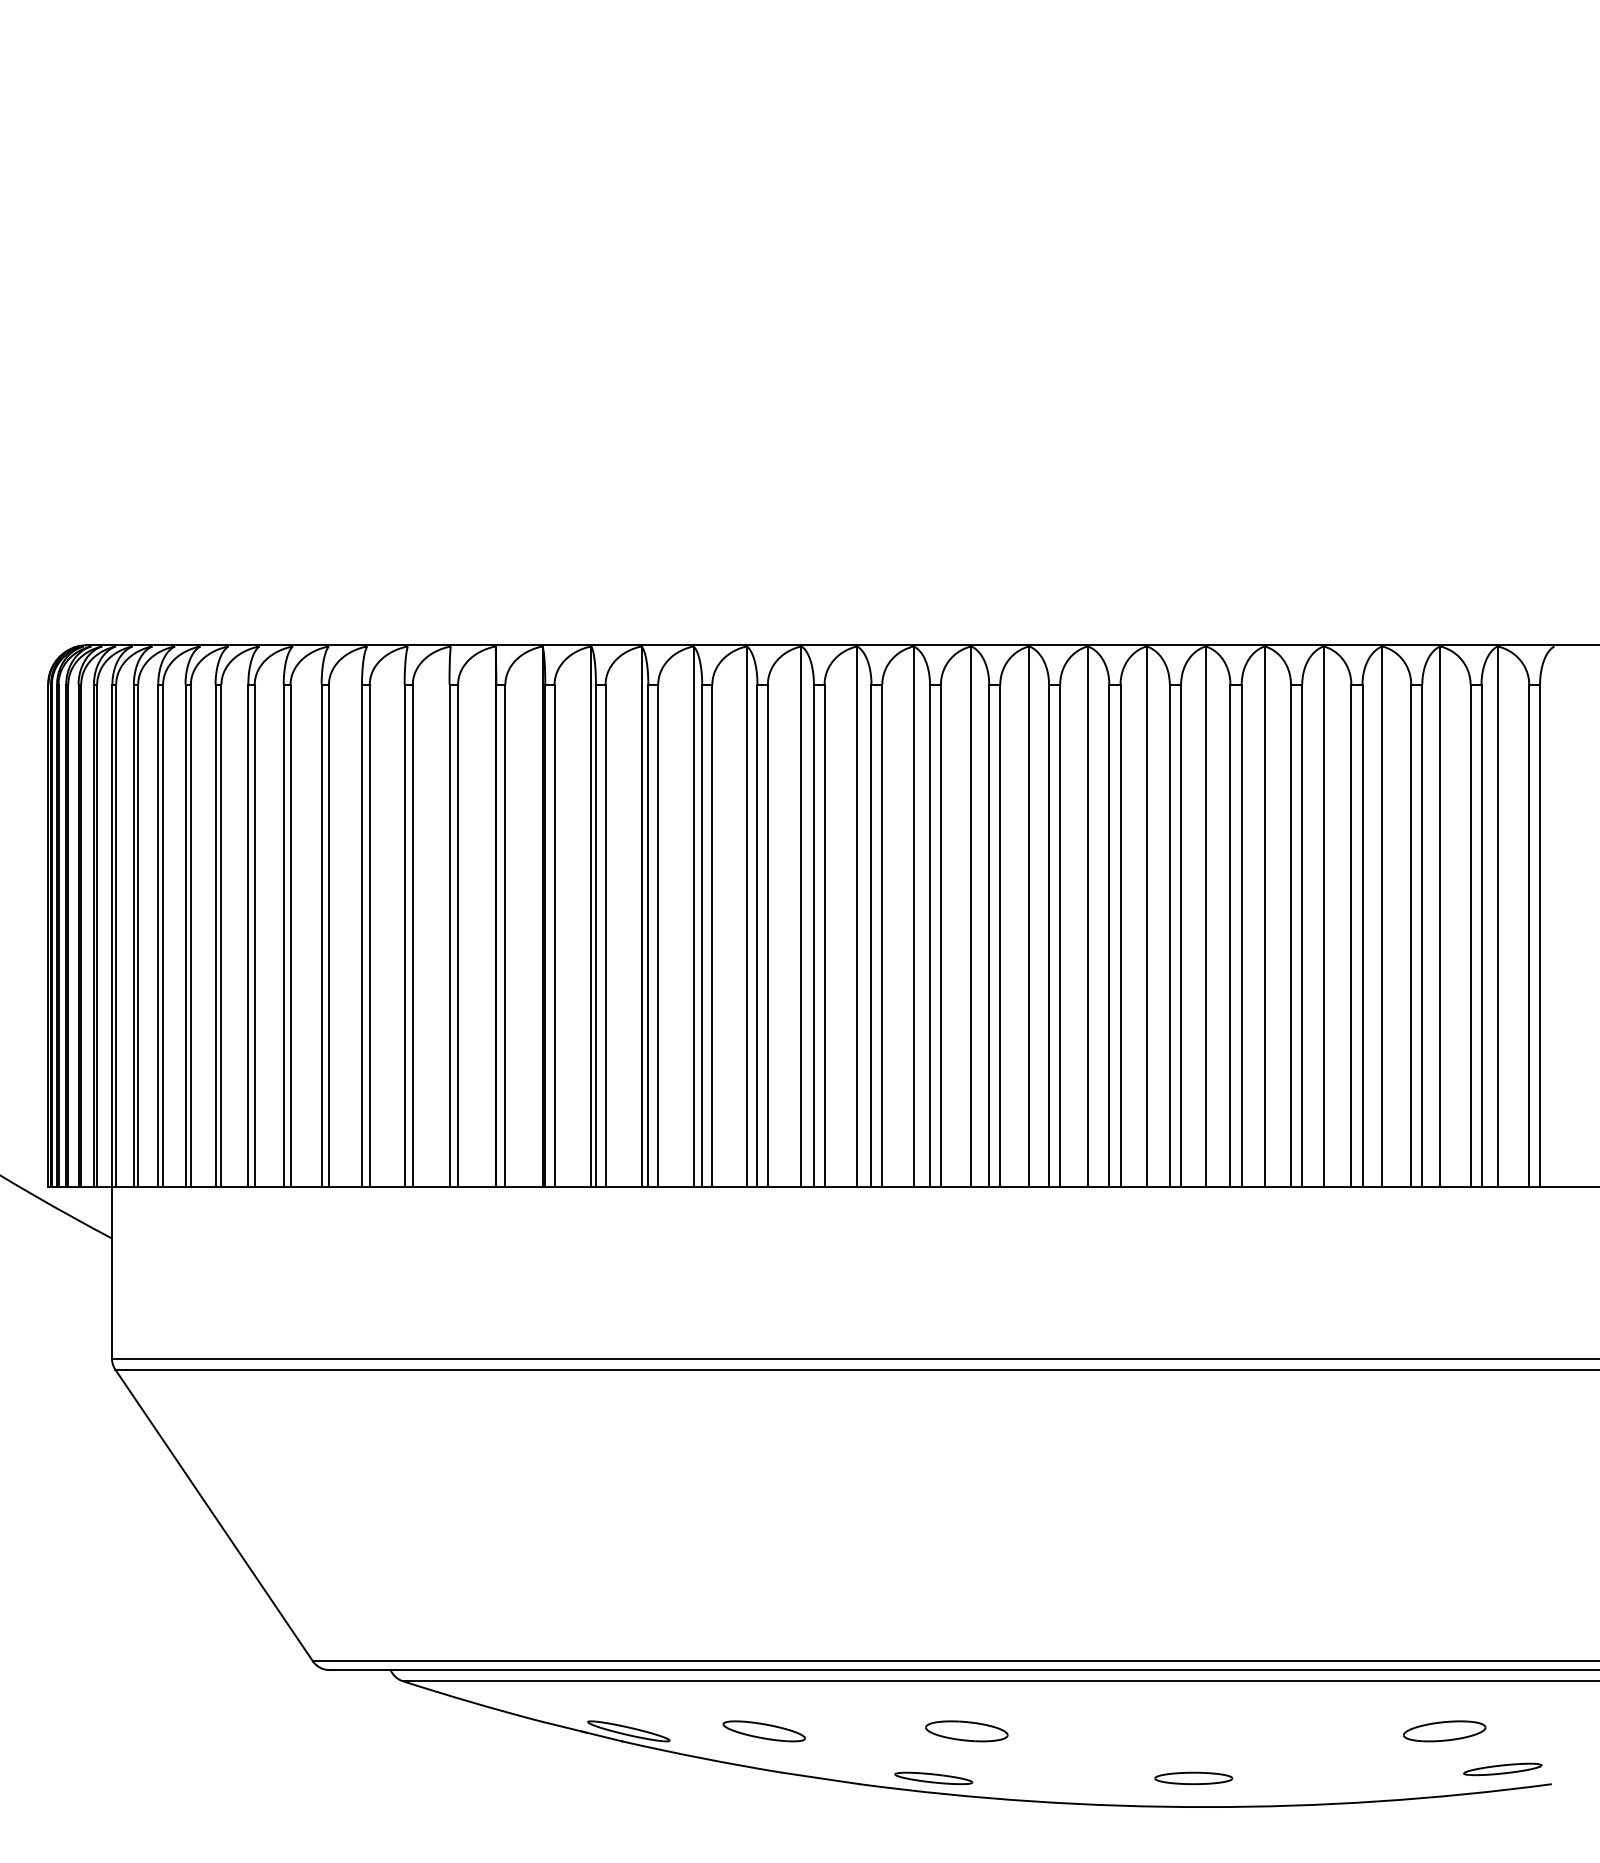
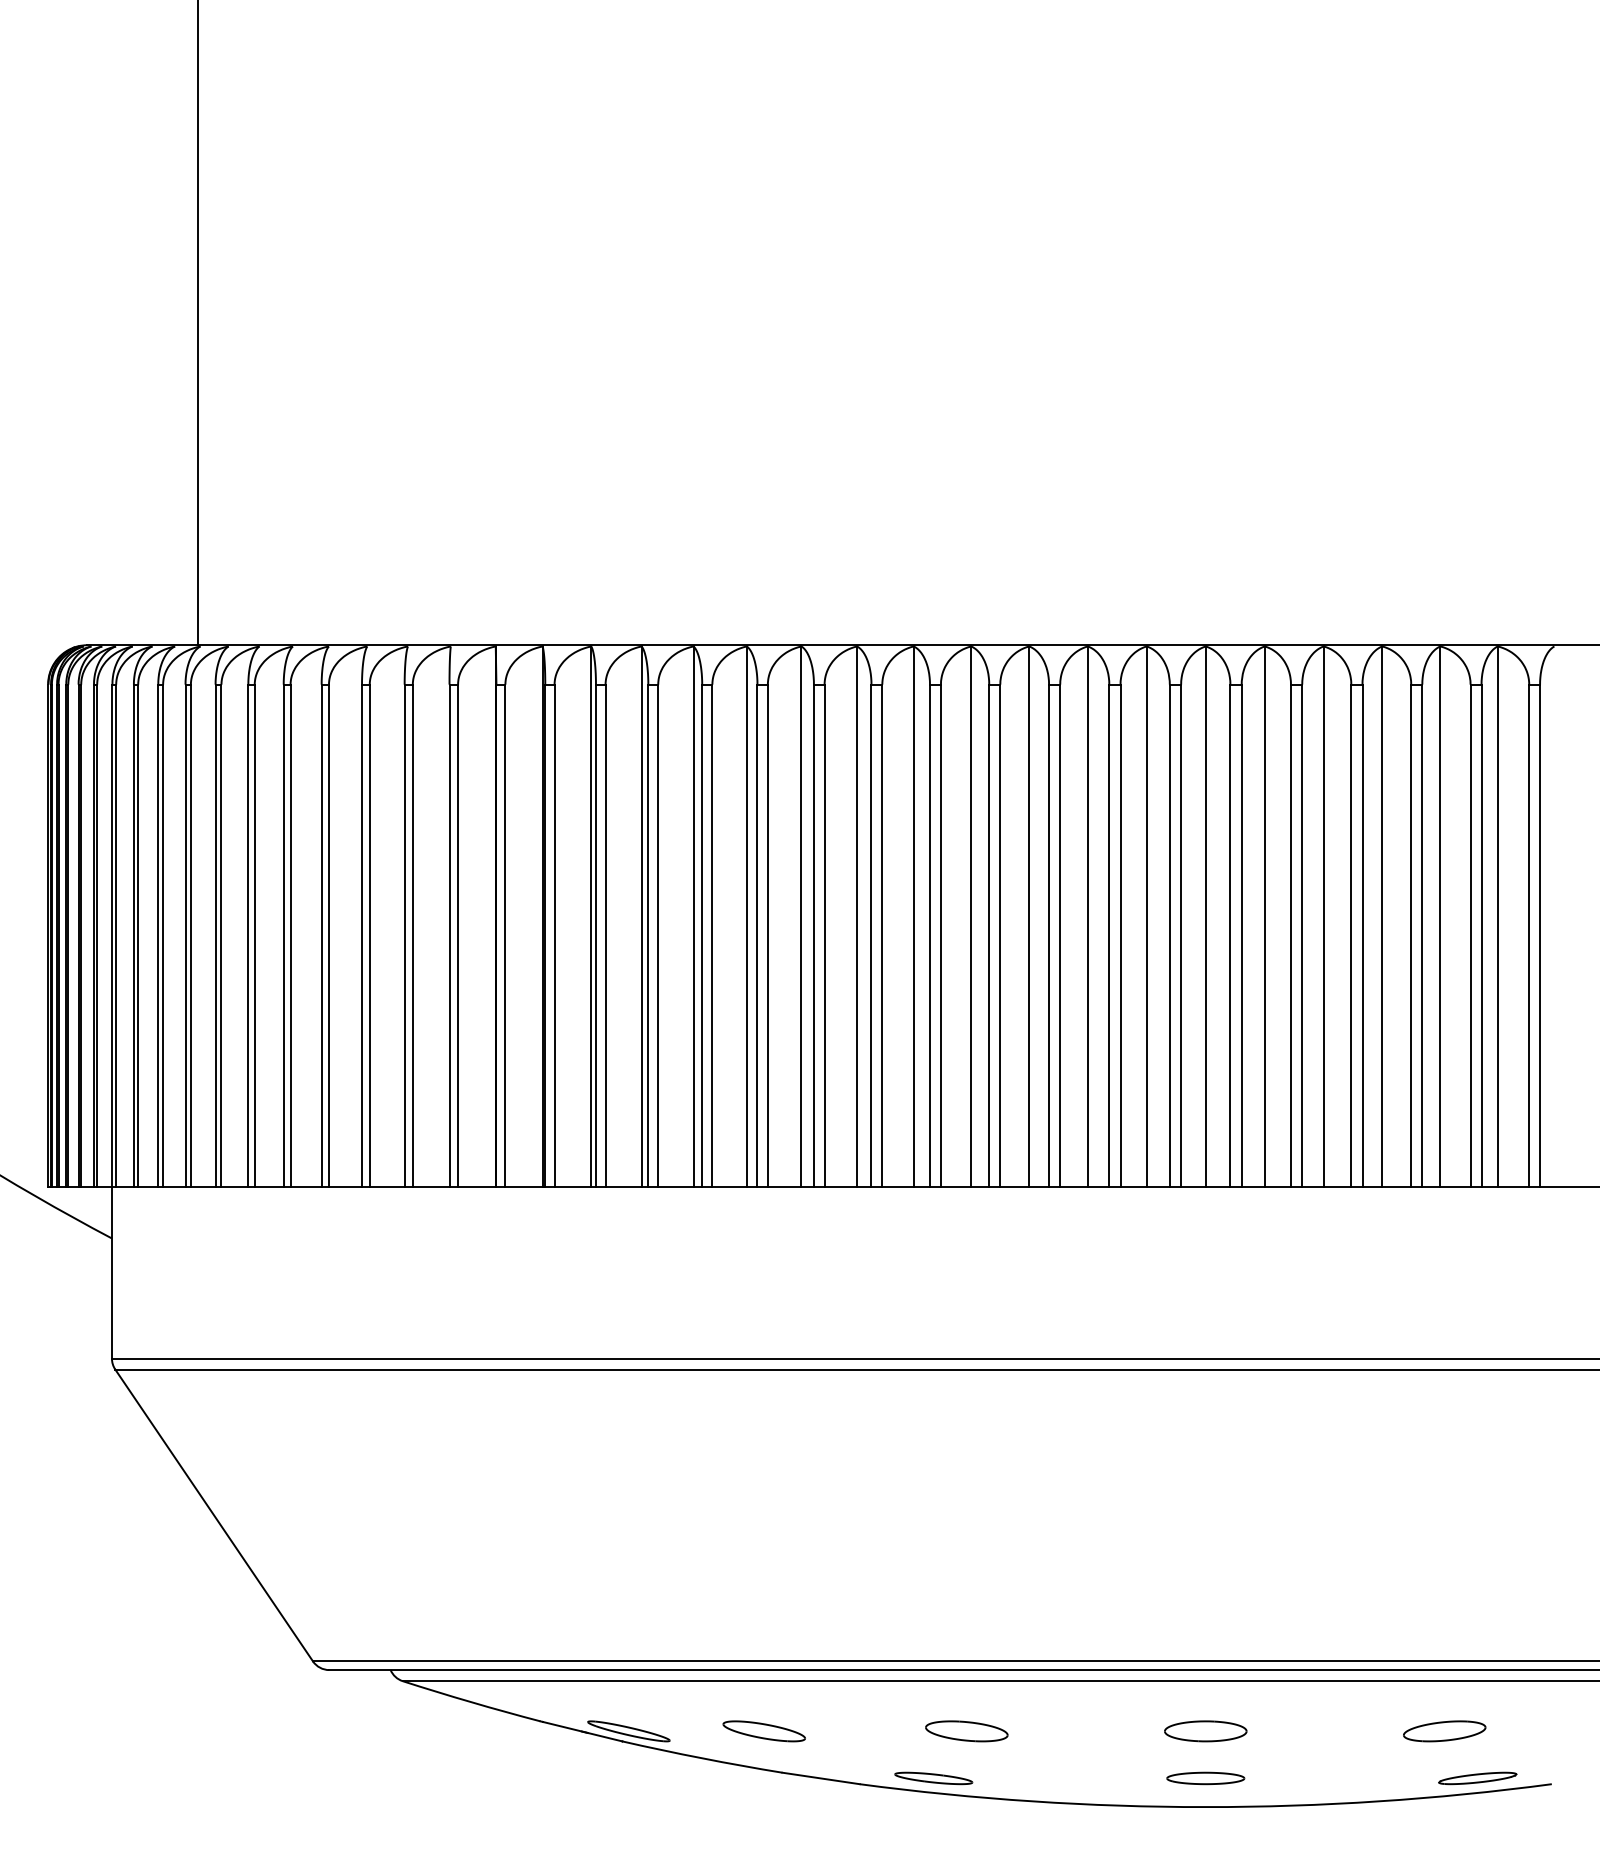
line: none -> present (197, 323)
part: none -> present (1205, 1731)
part position: (1502, 1769) -> (1477, 1778) (1477, 1778)
part position: (1193, 1778) -> (1205, 1778) (1205, 1778)
